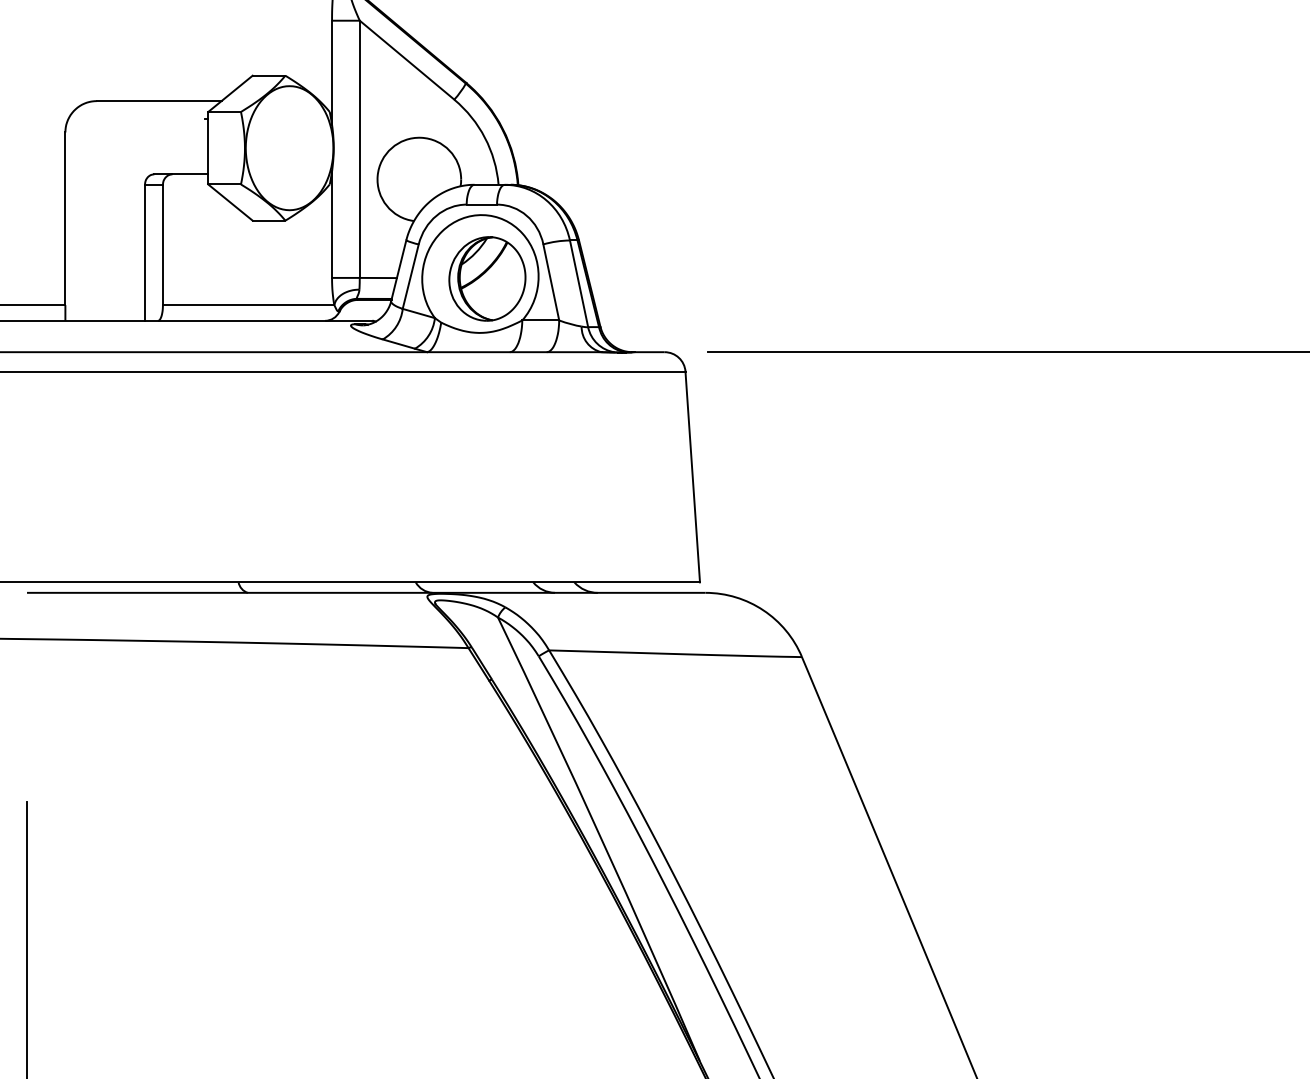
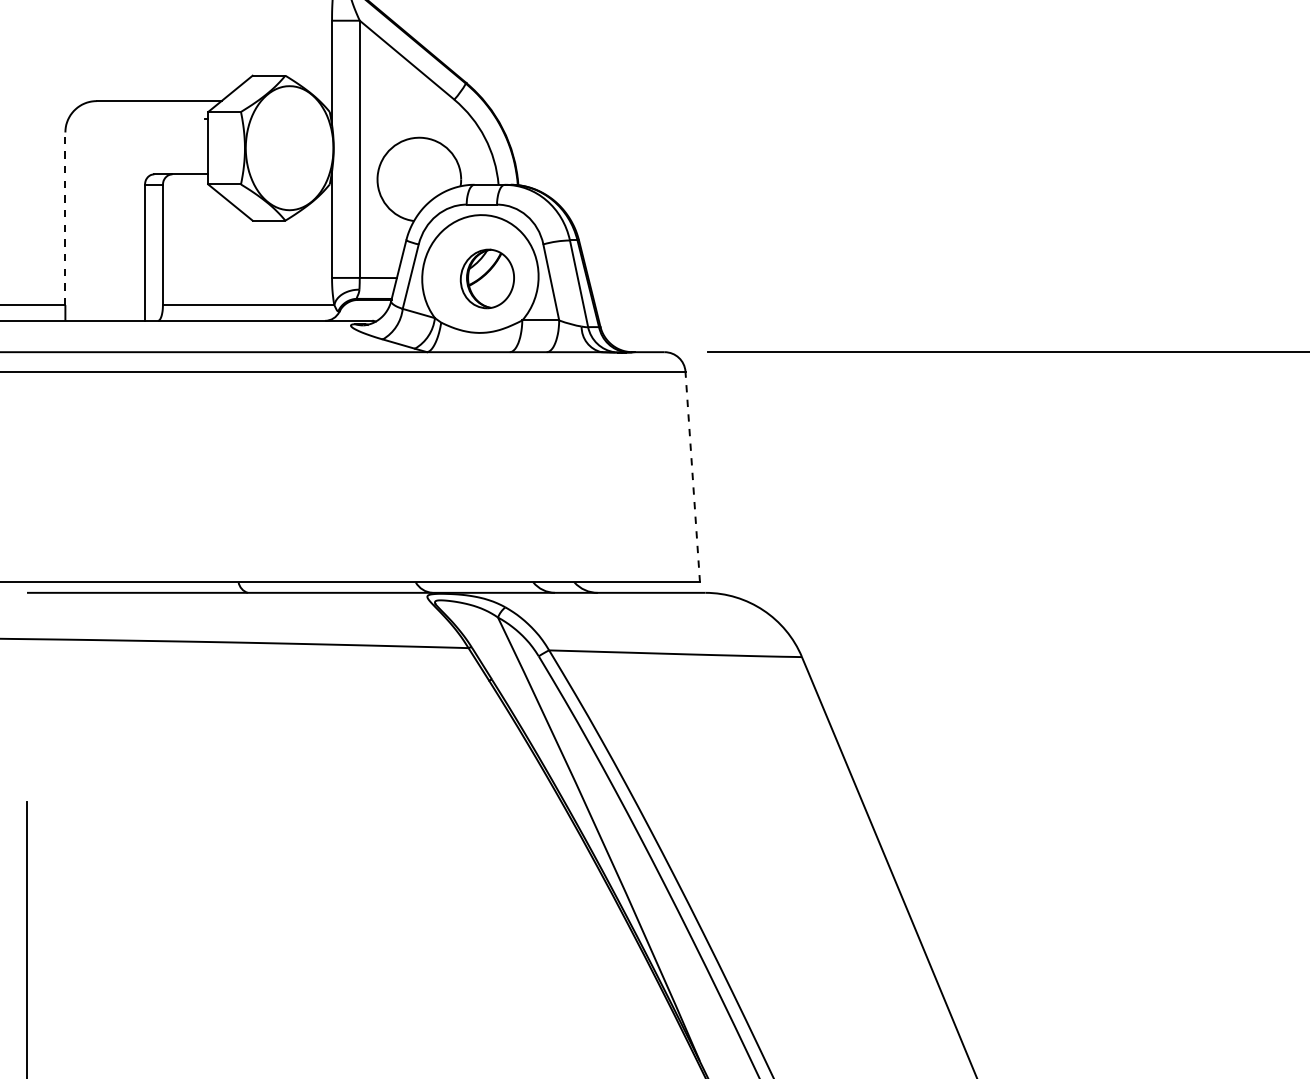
line: solid -> dashed (65, 218)
part size: 79x86 px -> 56x62 px (486, 278)
line: solid -> dashed (692, 477)
